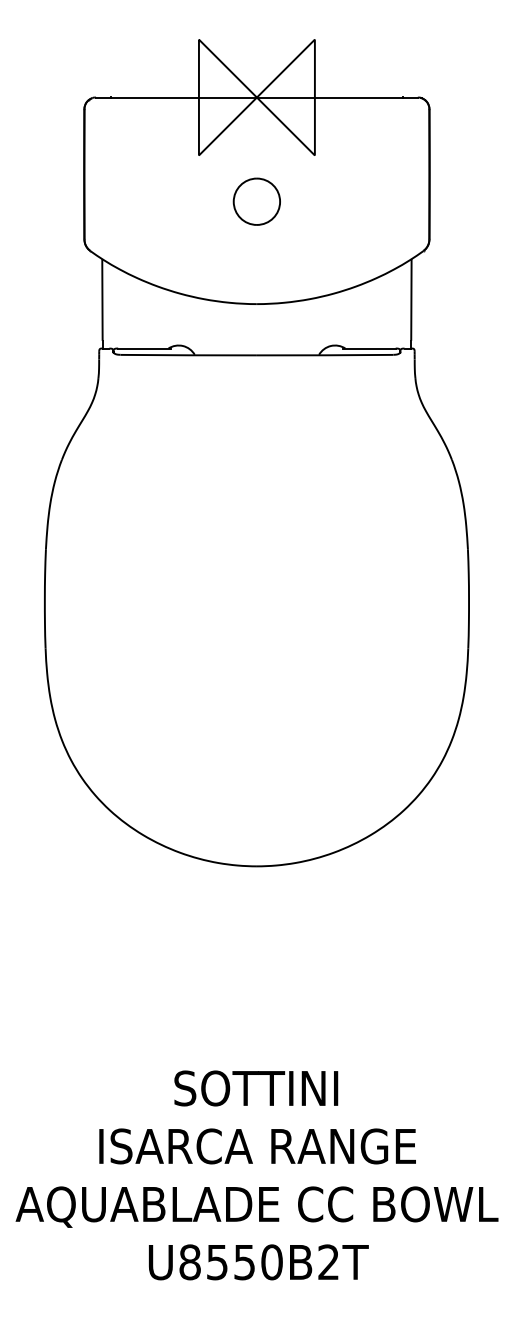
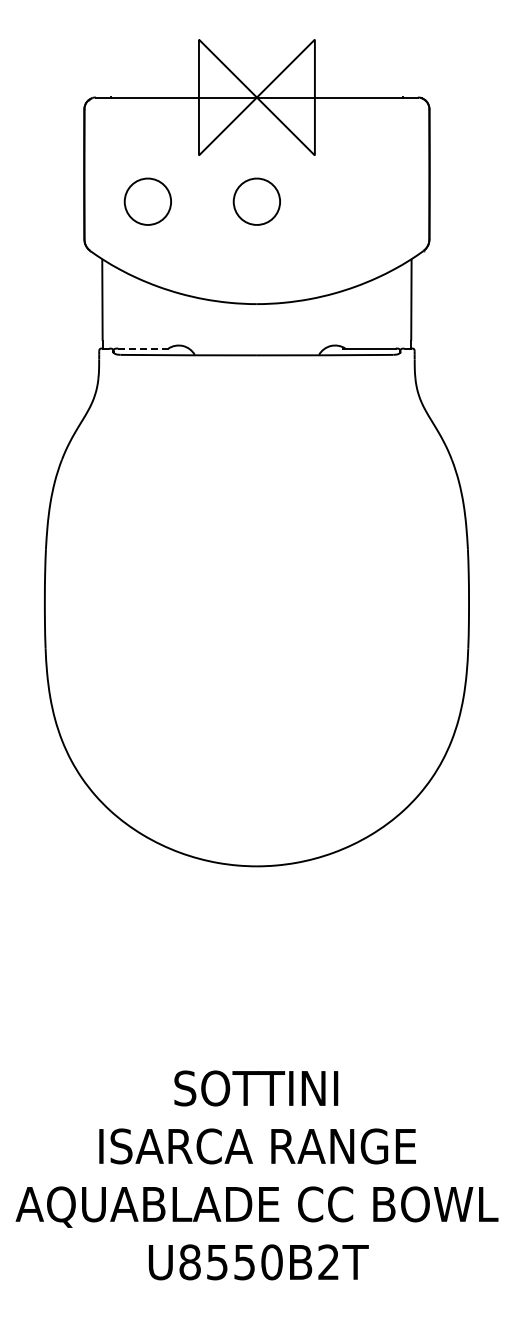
part: none -> present (147, 201)
line: solid -> dashed (145, 348)
